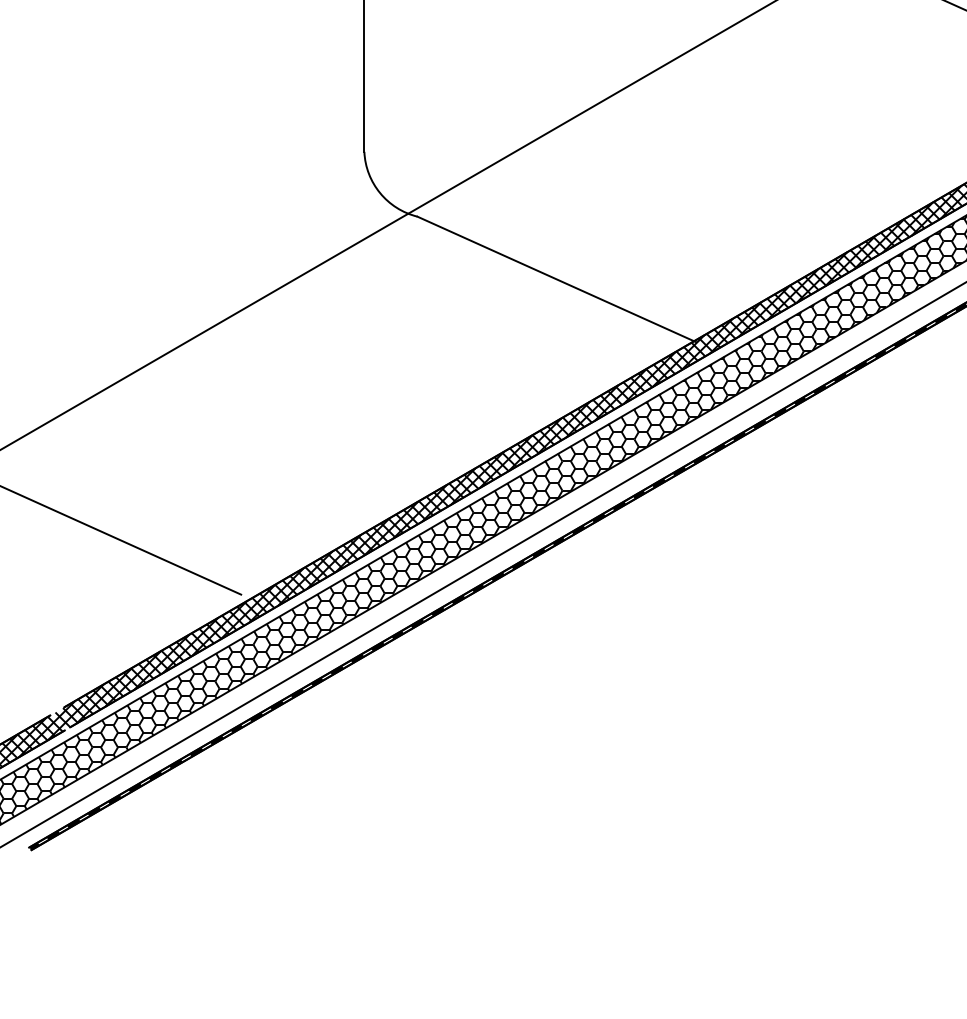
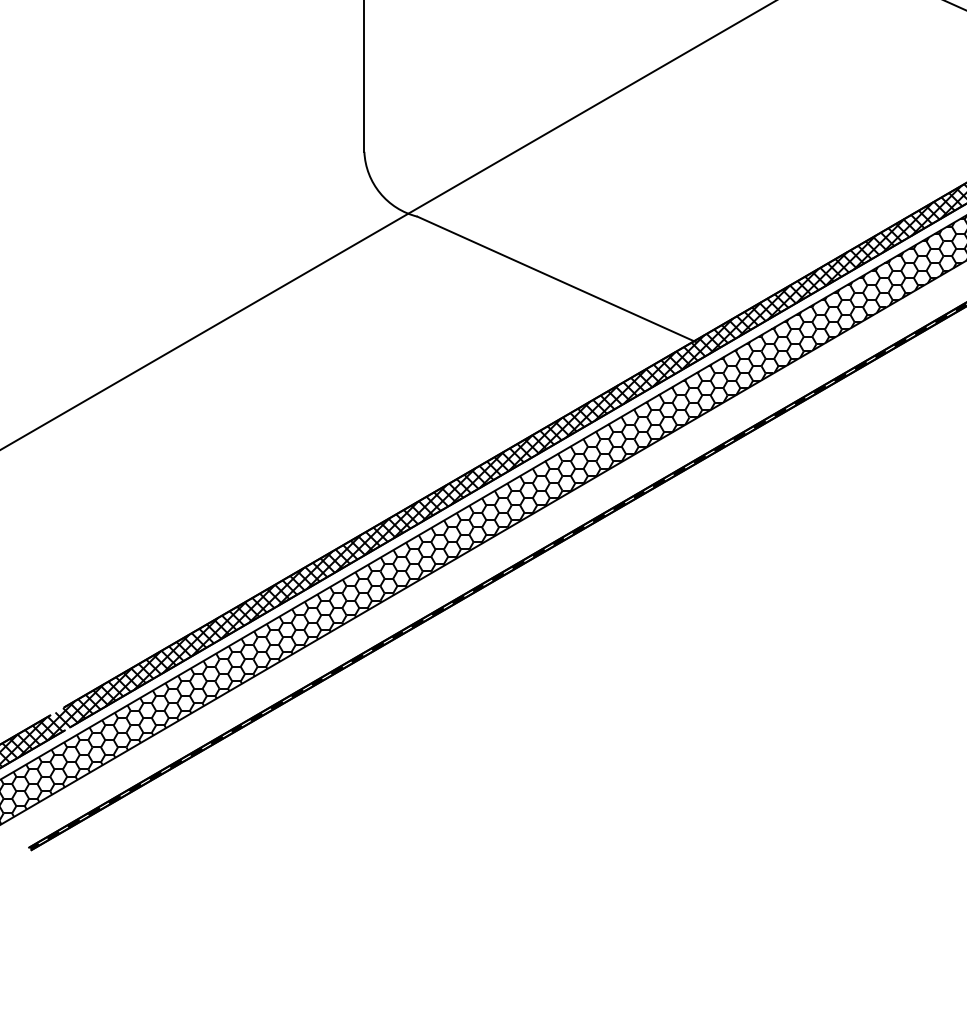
line: present -> none (121, 540)
line: present -> none (482, 564)
